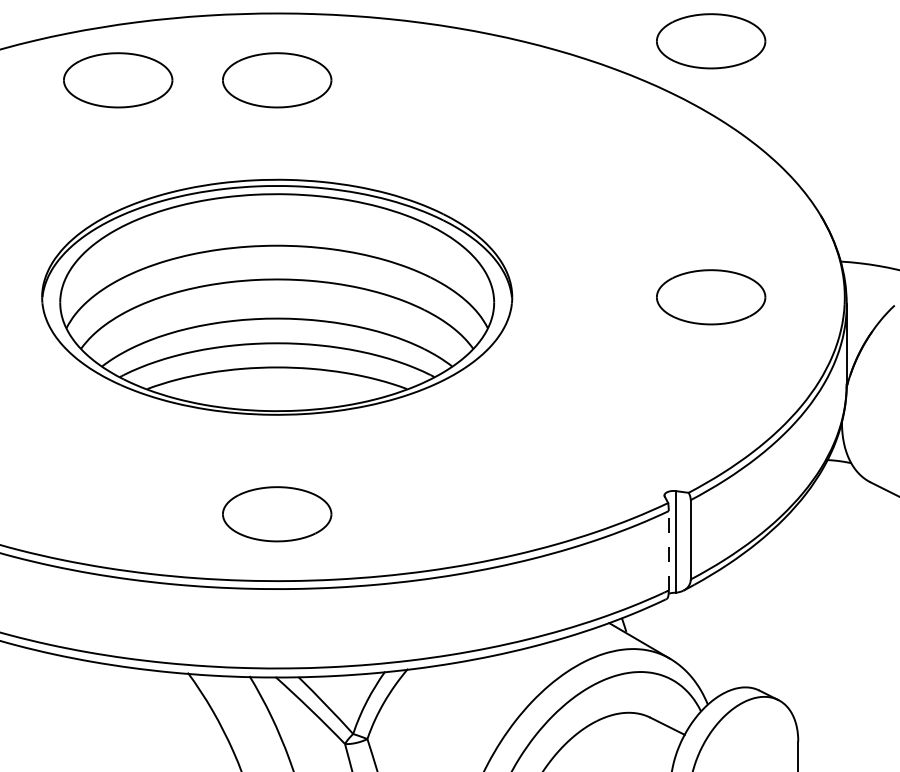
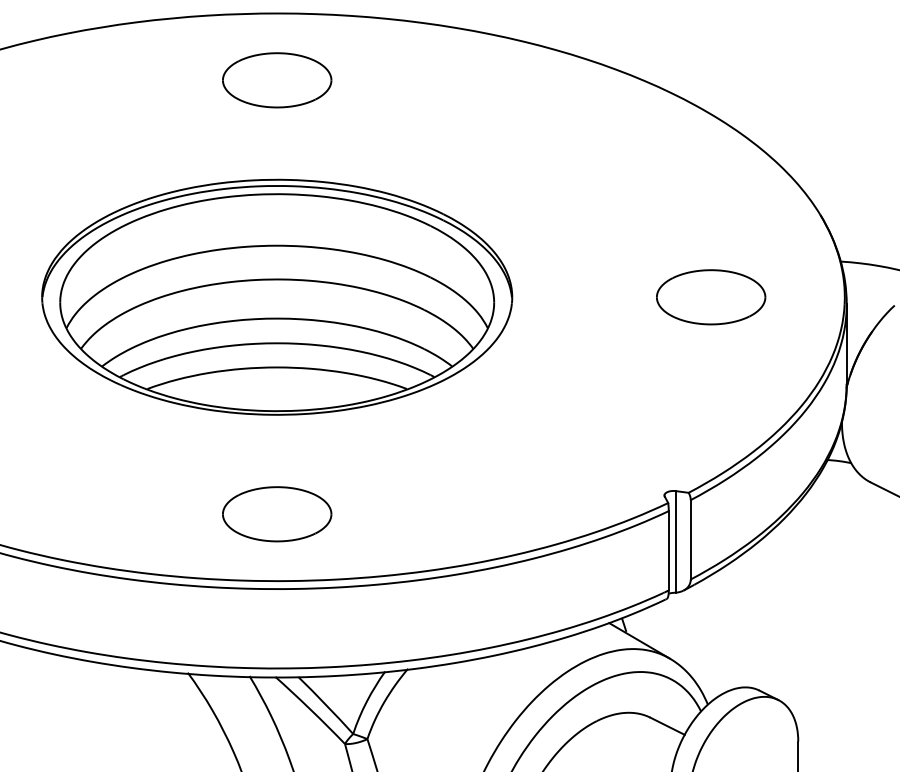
part: present -> none (711, 41)
part: present -> none (118, 80)
line: dashed -> solid (668, 550)
